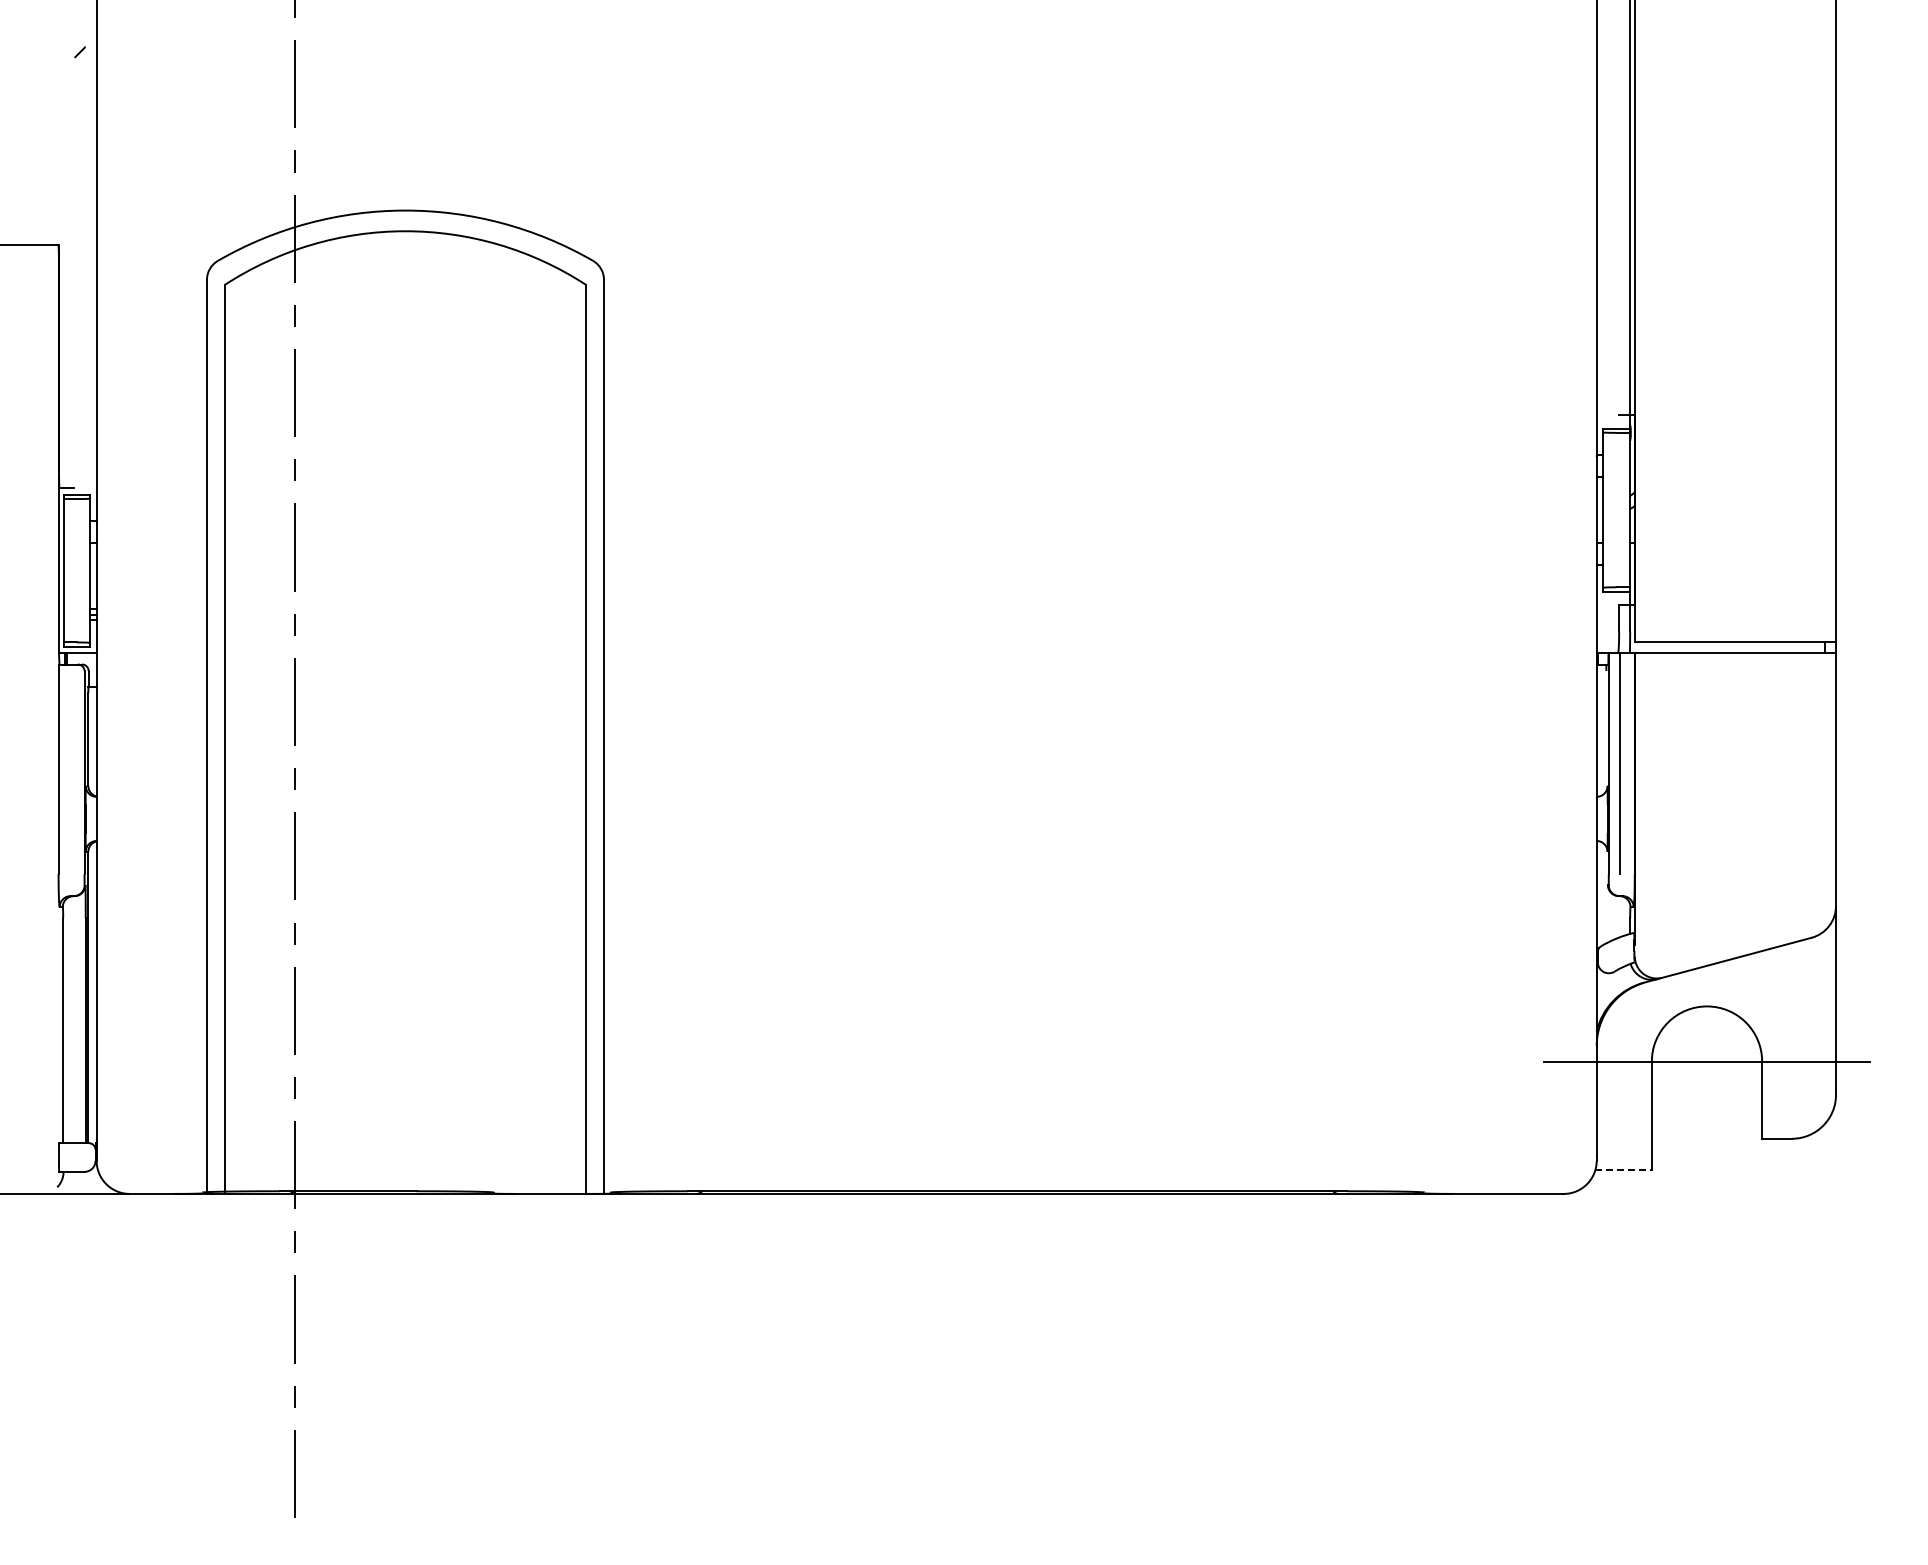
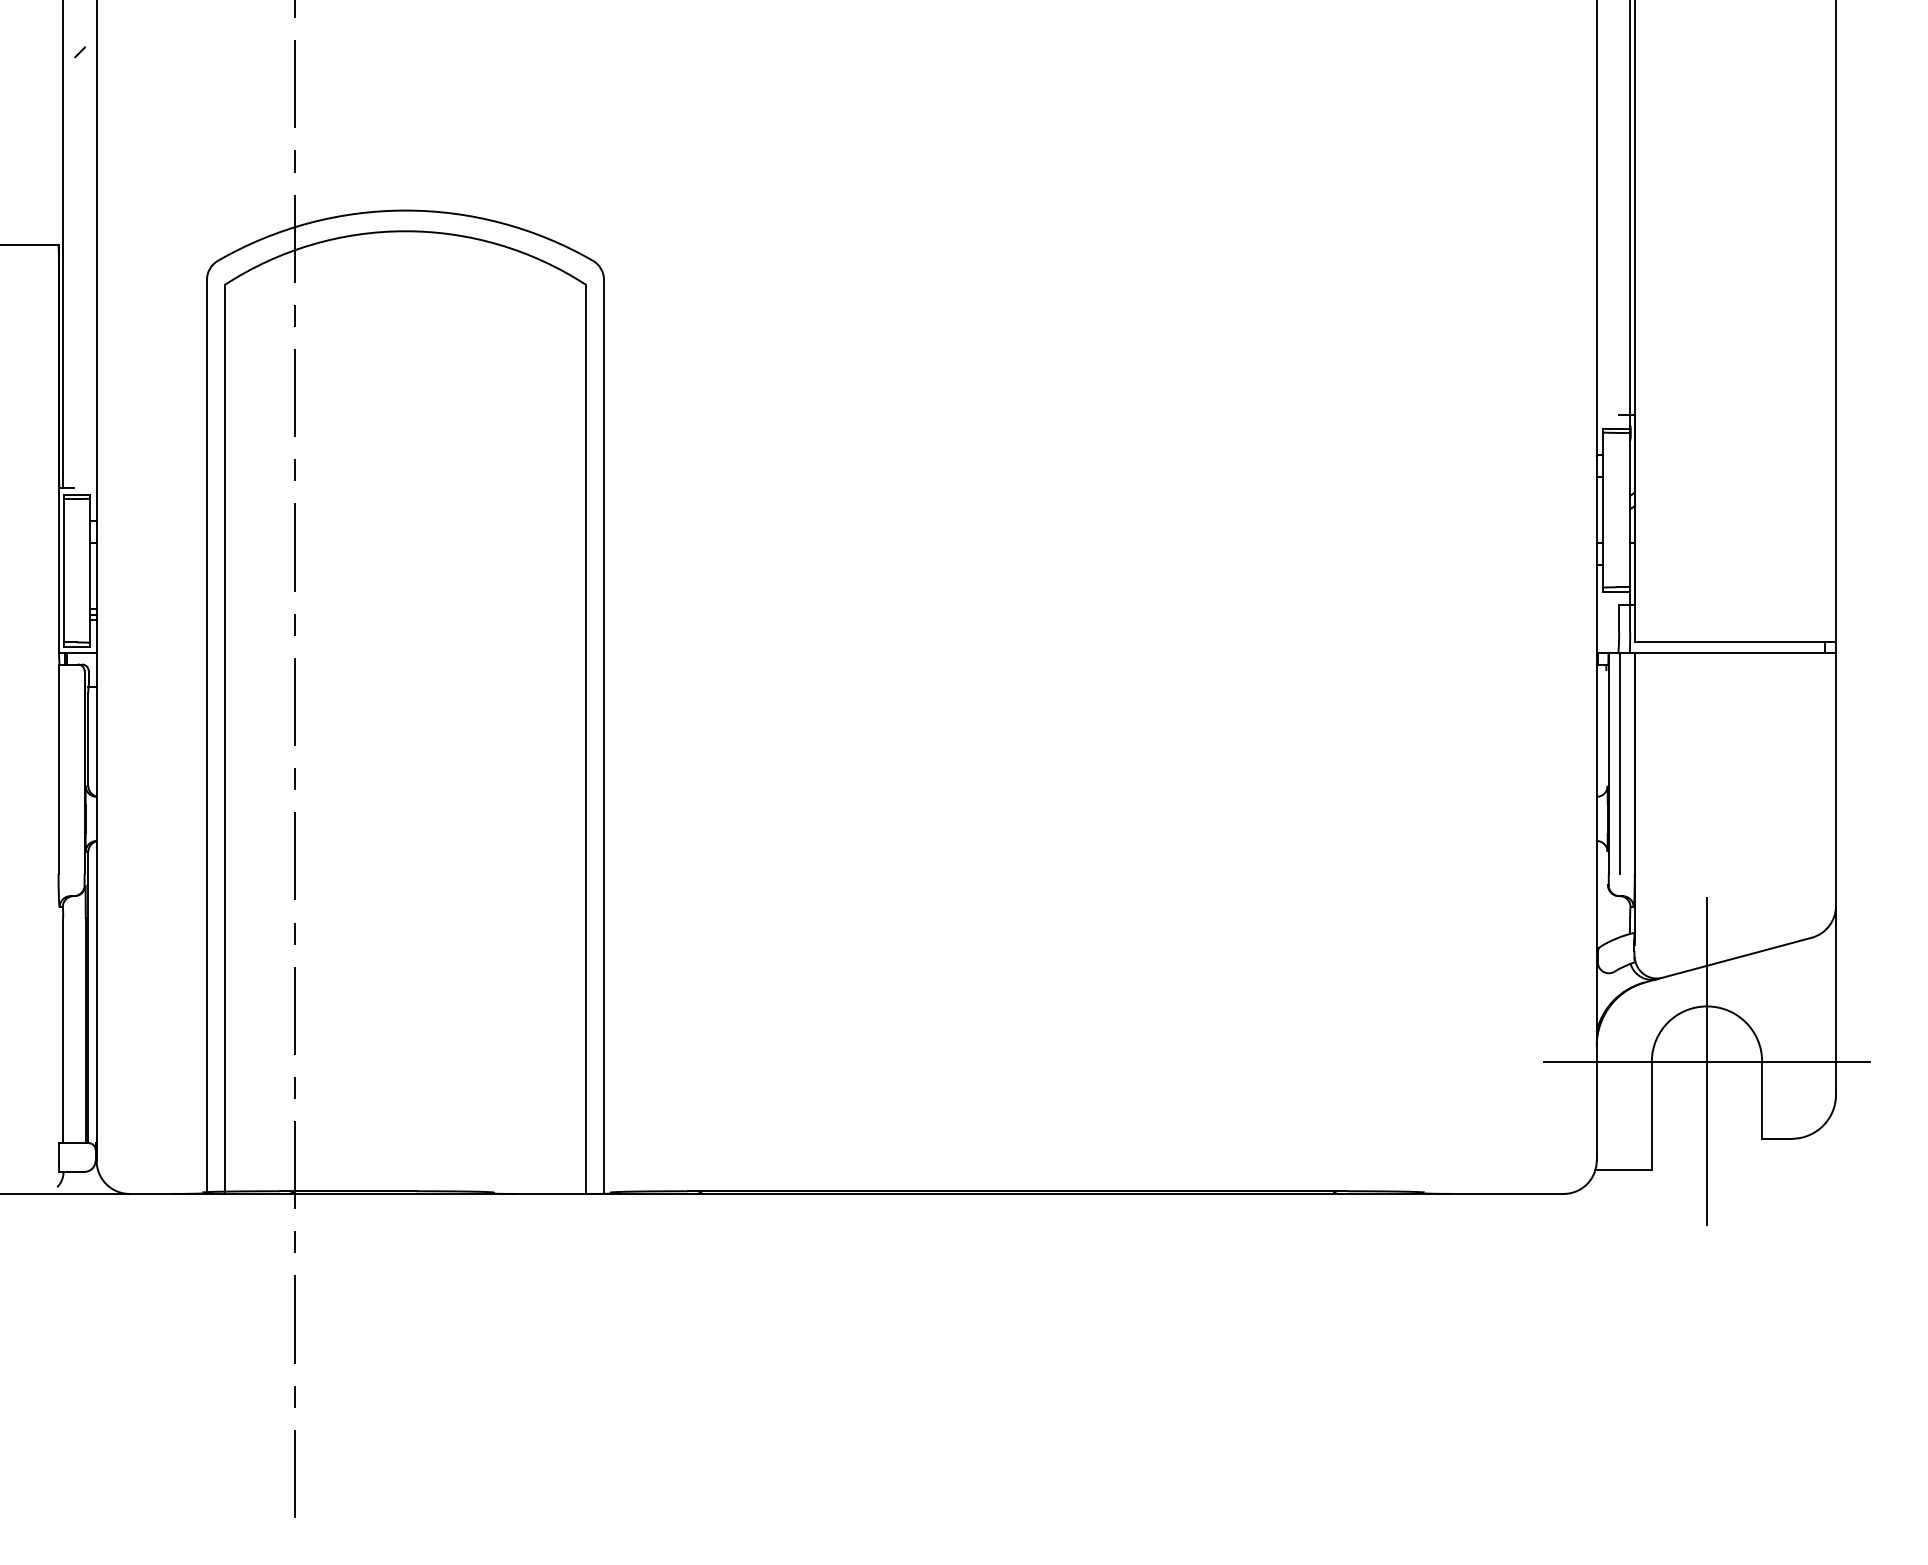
line: none -> present (63, 245)
line: none -> present (1707, 1061)
line: dashed -> solid (1624, 1170)
